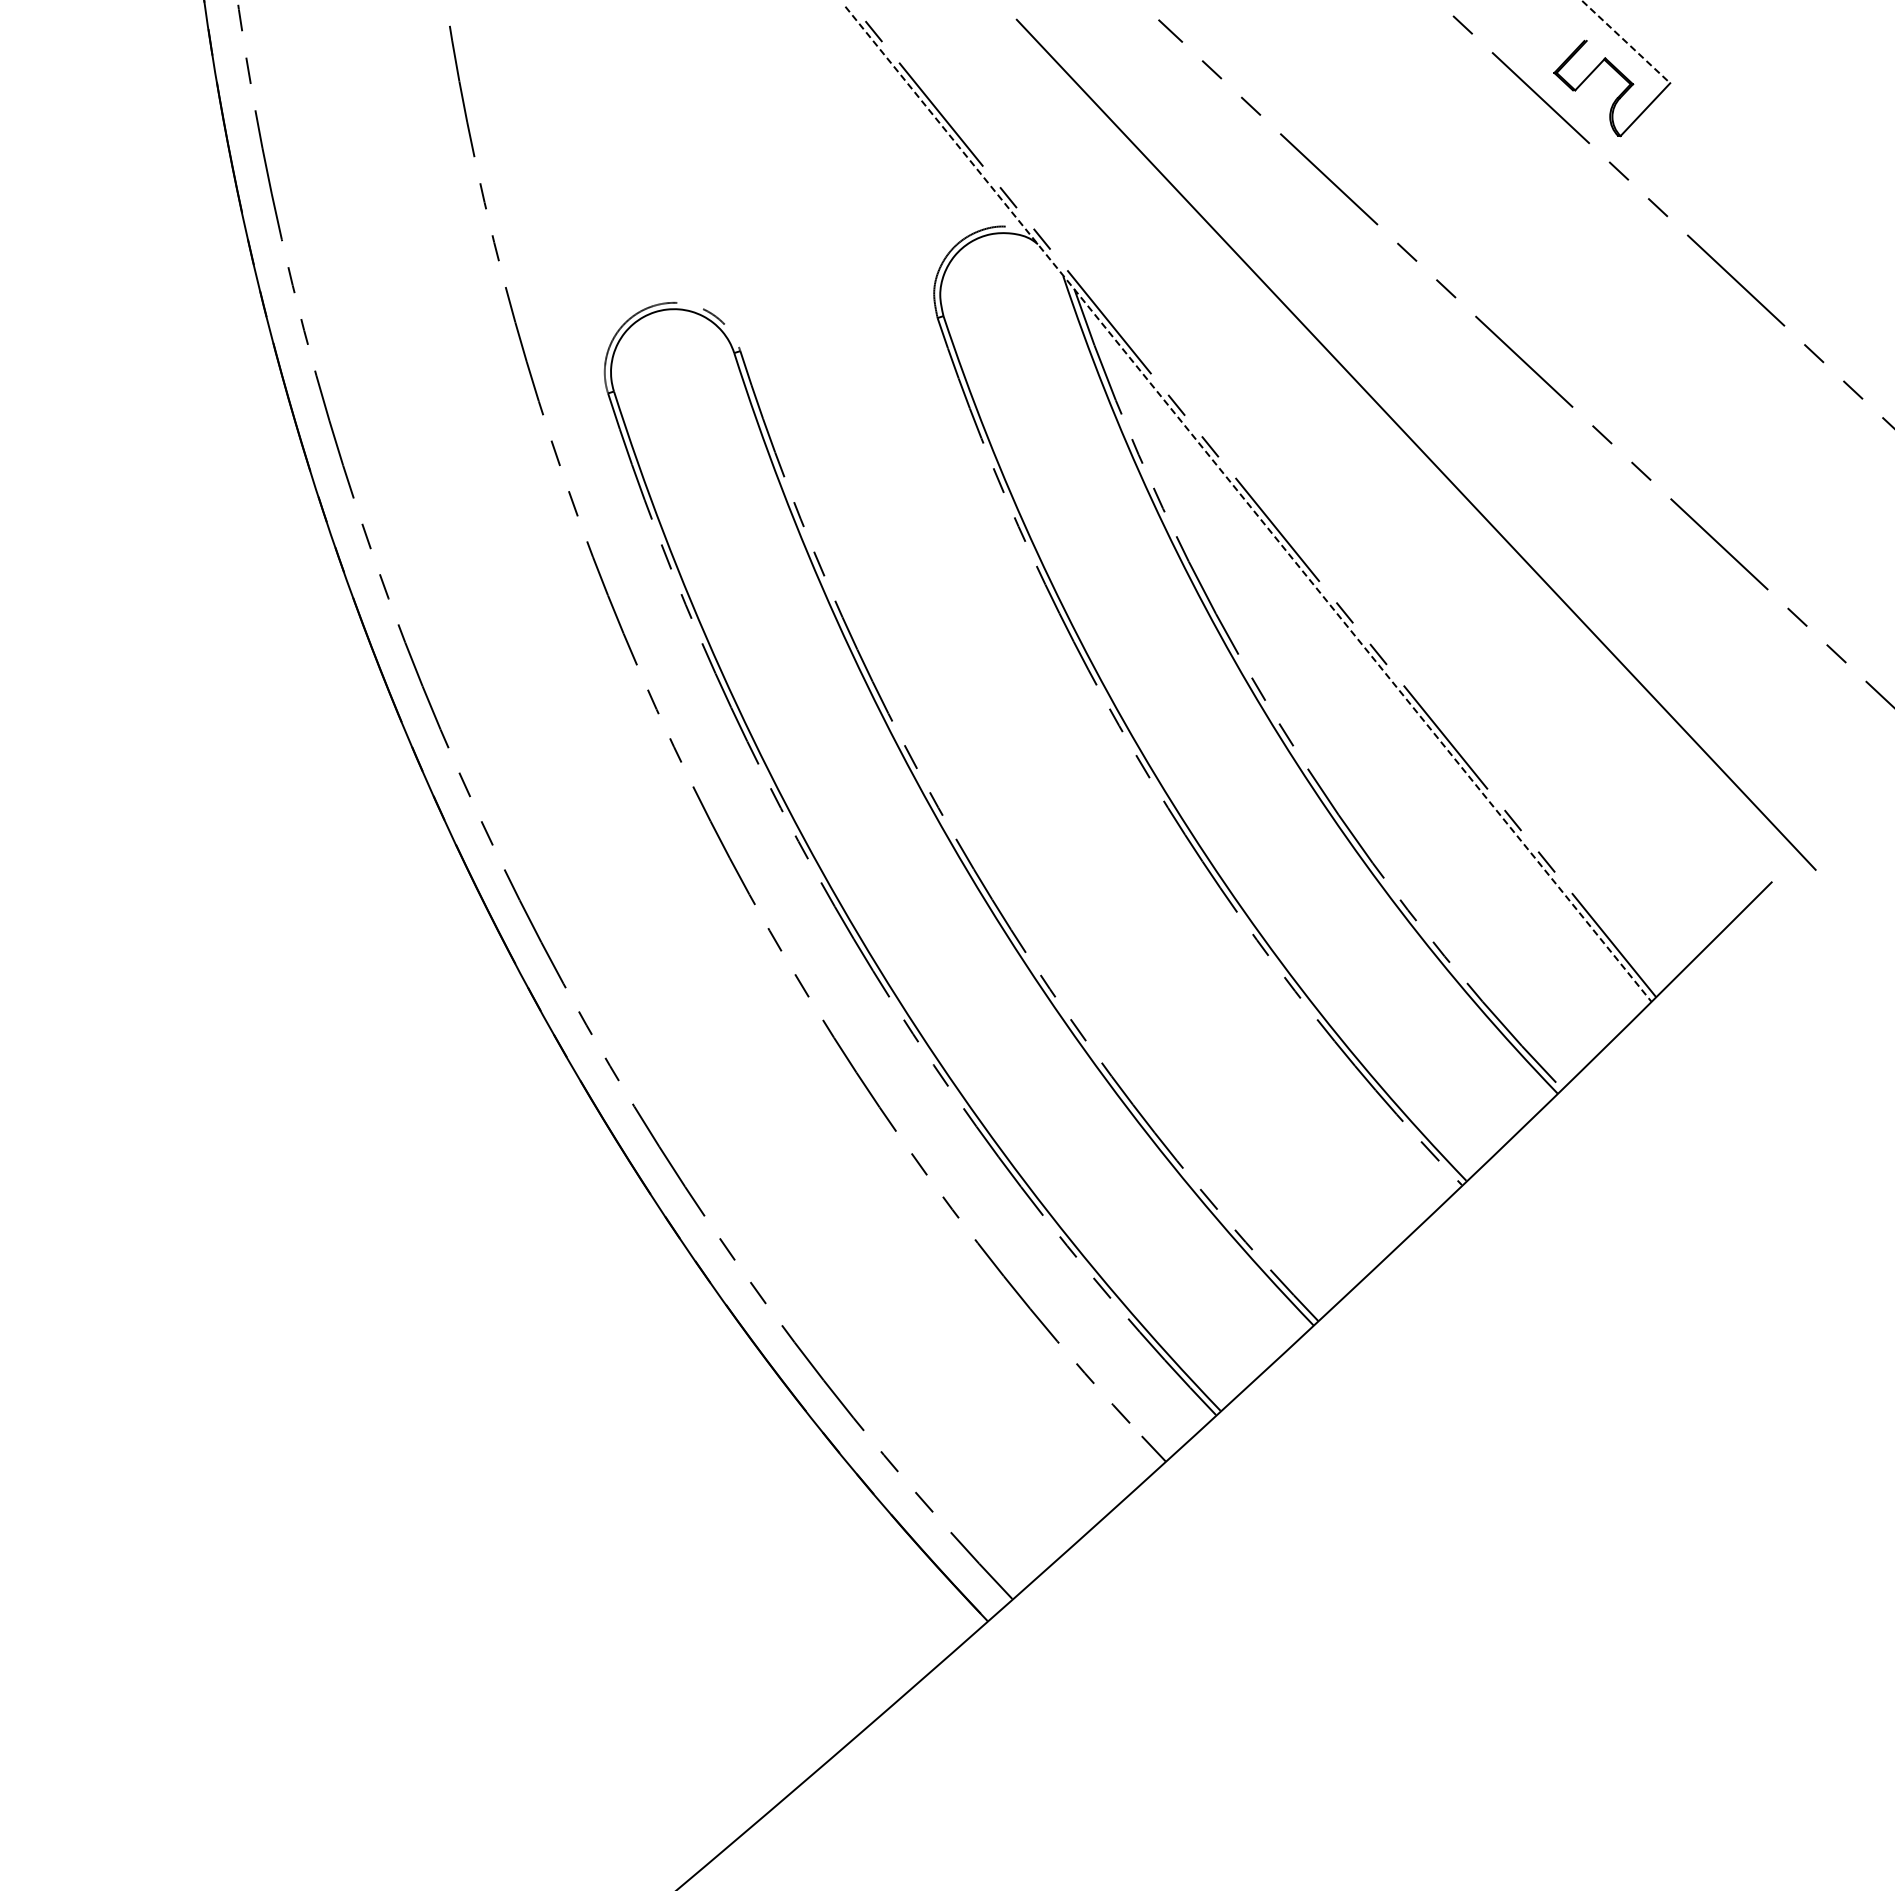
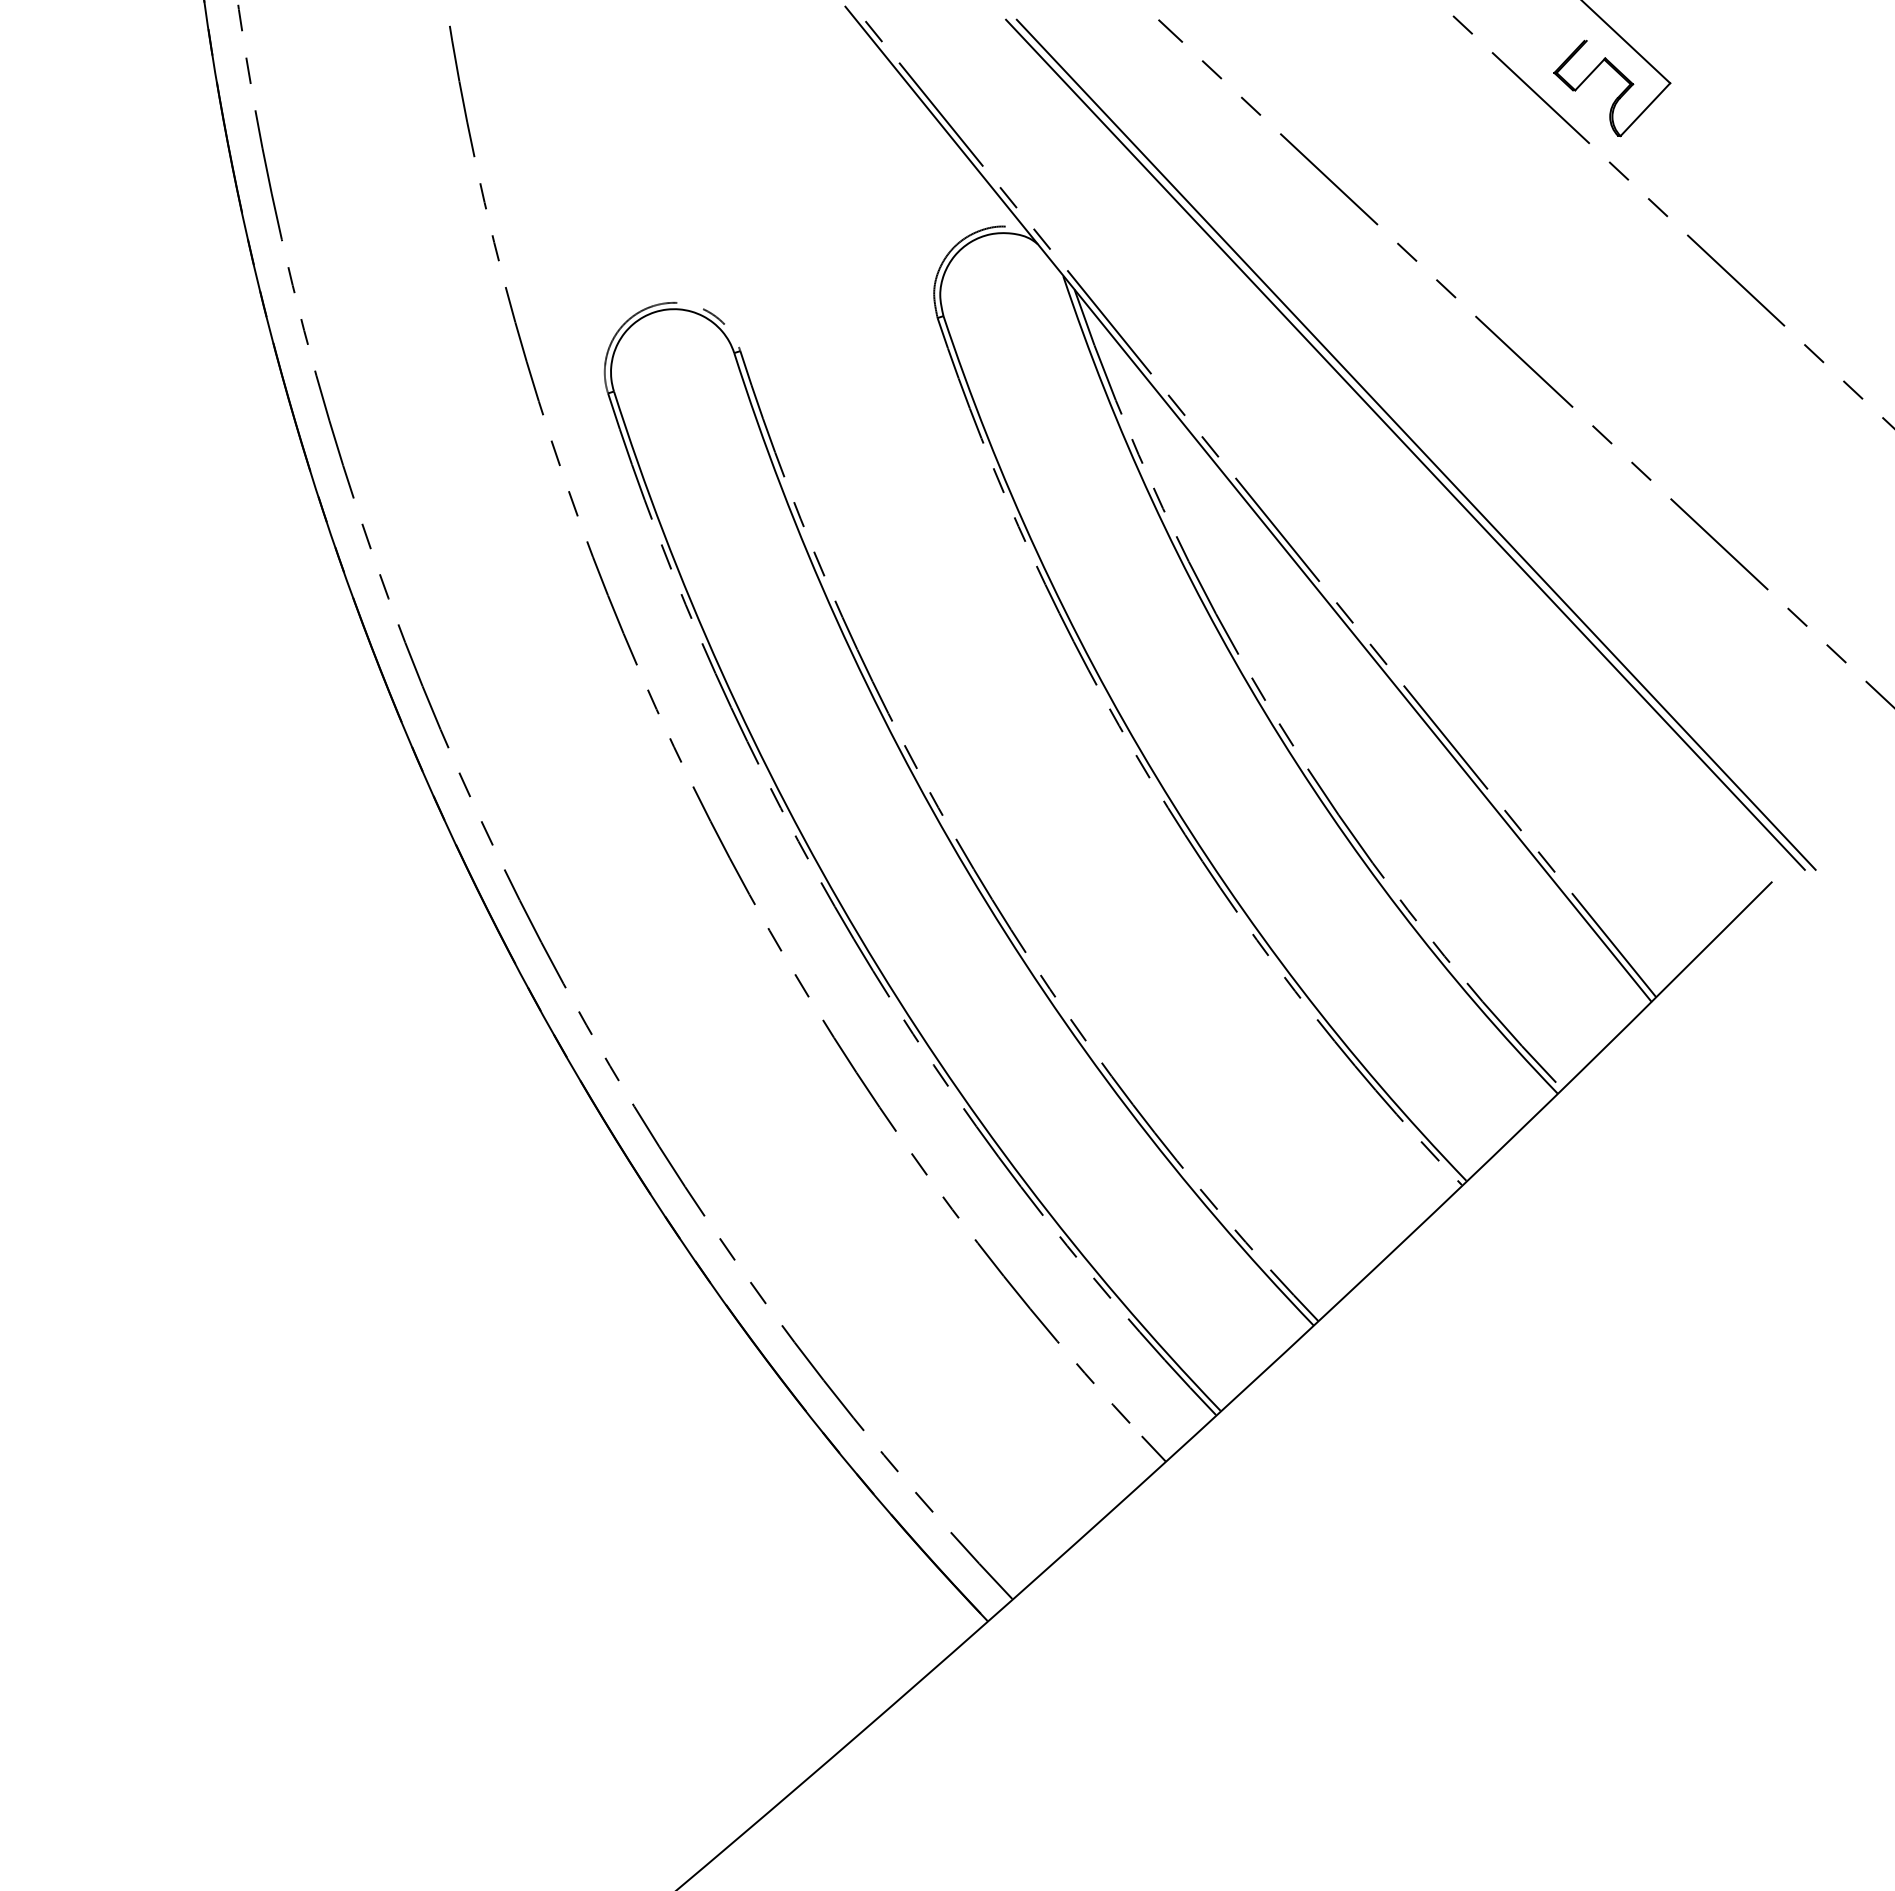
line: dashed -> solid (1625, 41)
line: none -> present (1405, 444)
line: dashed -> solid (1248, 504)
